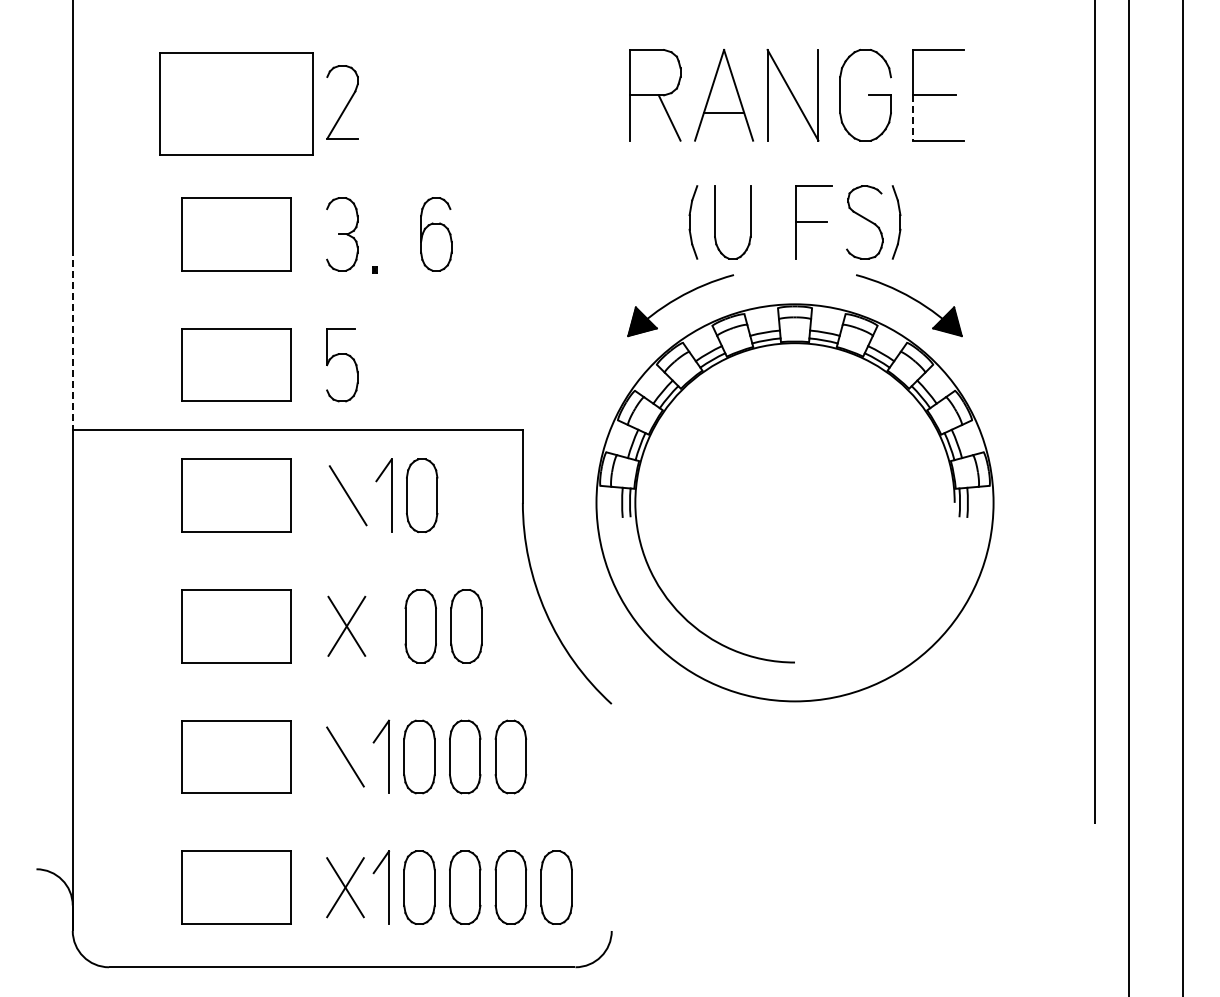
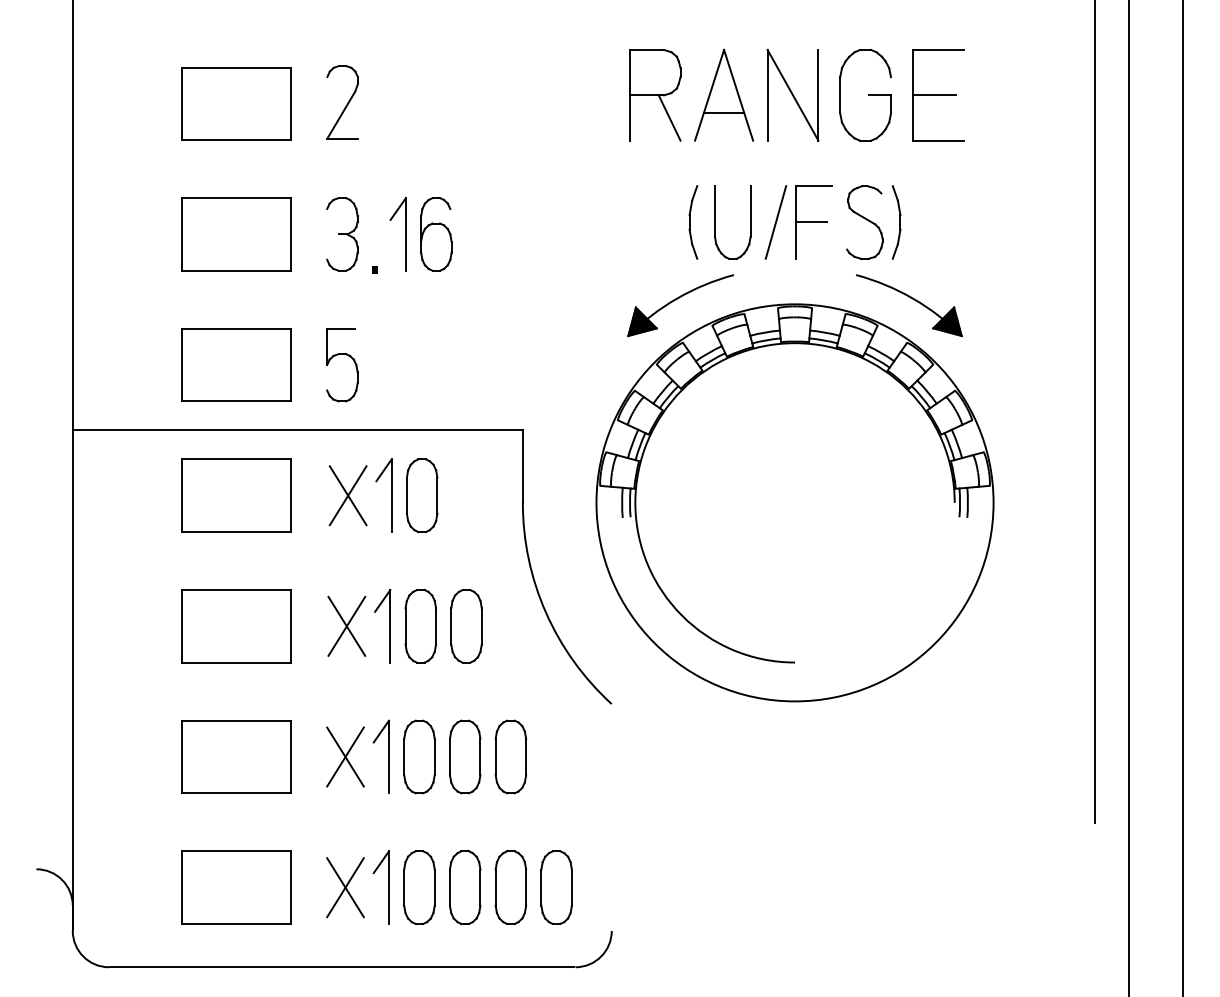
part size: 155x104 px -> 111x74 px (236, 103)
line: dashed -> solid (912, 118)
line: none -> present (775, 222)
part: none -> present (405, 234)
line: dashed -> solid (72, 339)
line: none -> present (347, 495)
part: none -> present (389, 626)
line: none -> present (345, 756)
